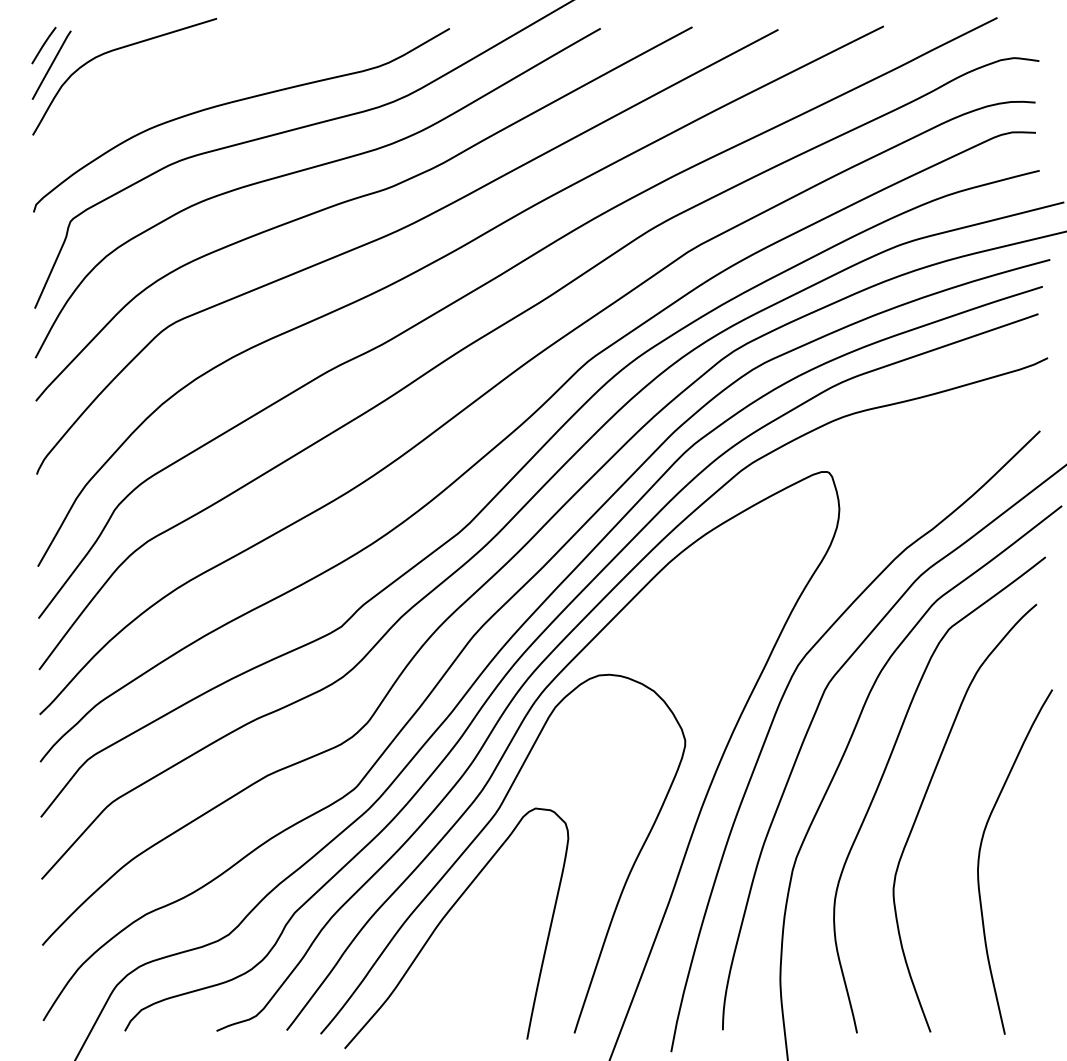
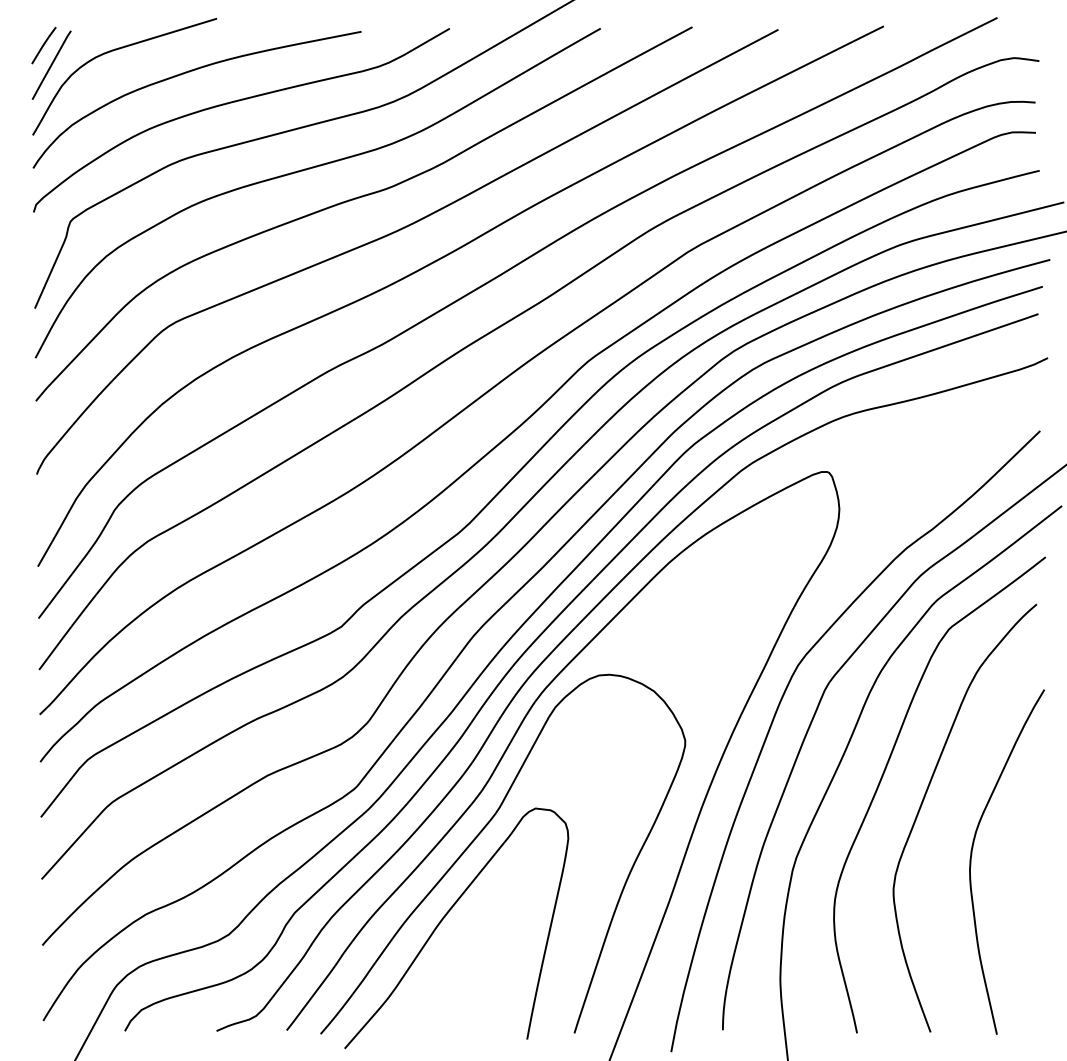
curve: none -> present (186, 73)
curve position: (980, 854) -> (972, 854) (972, 854)
